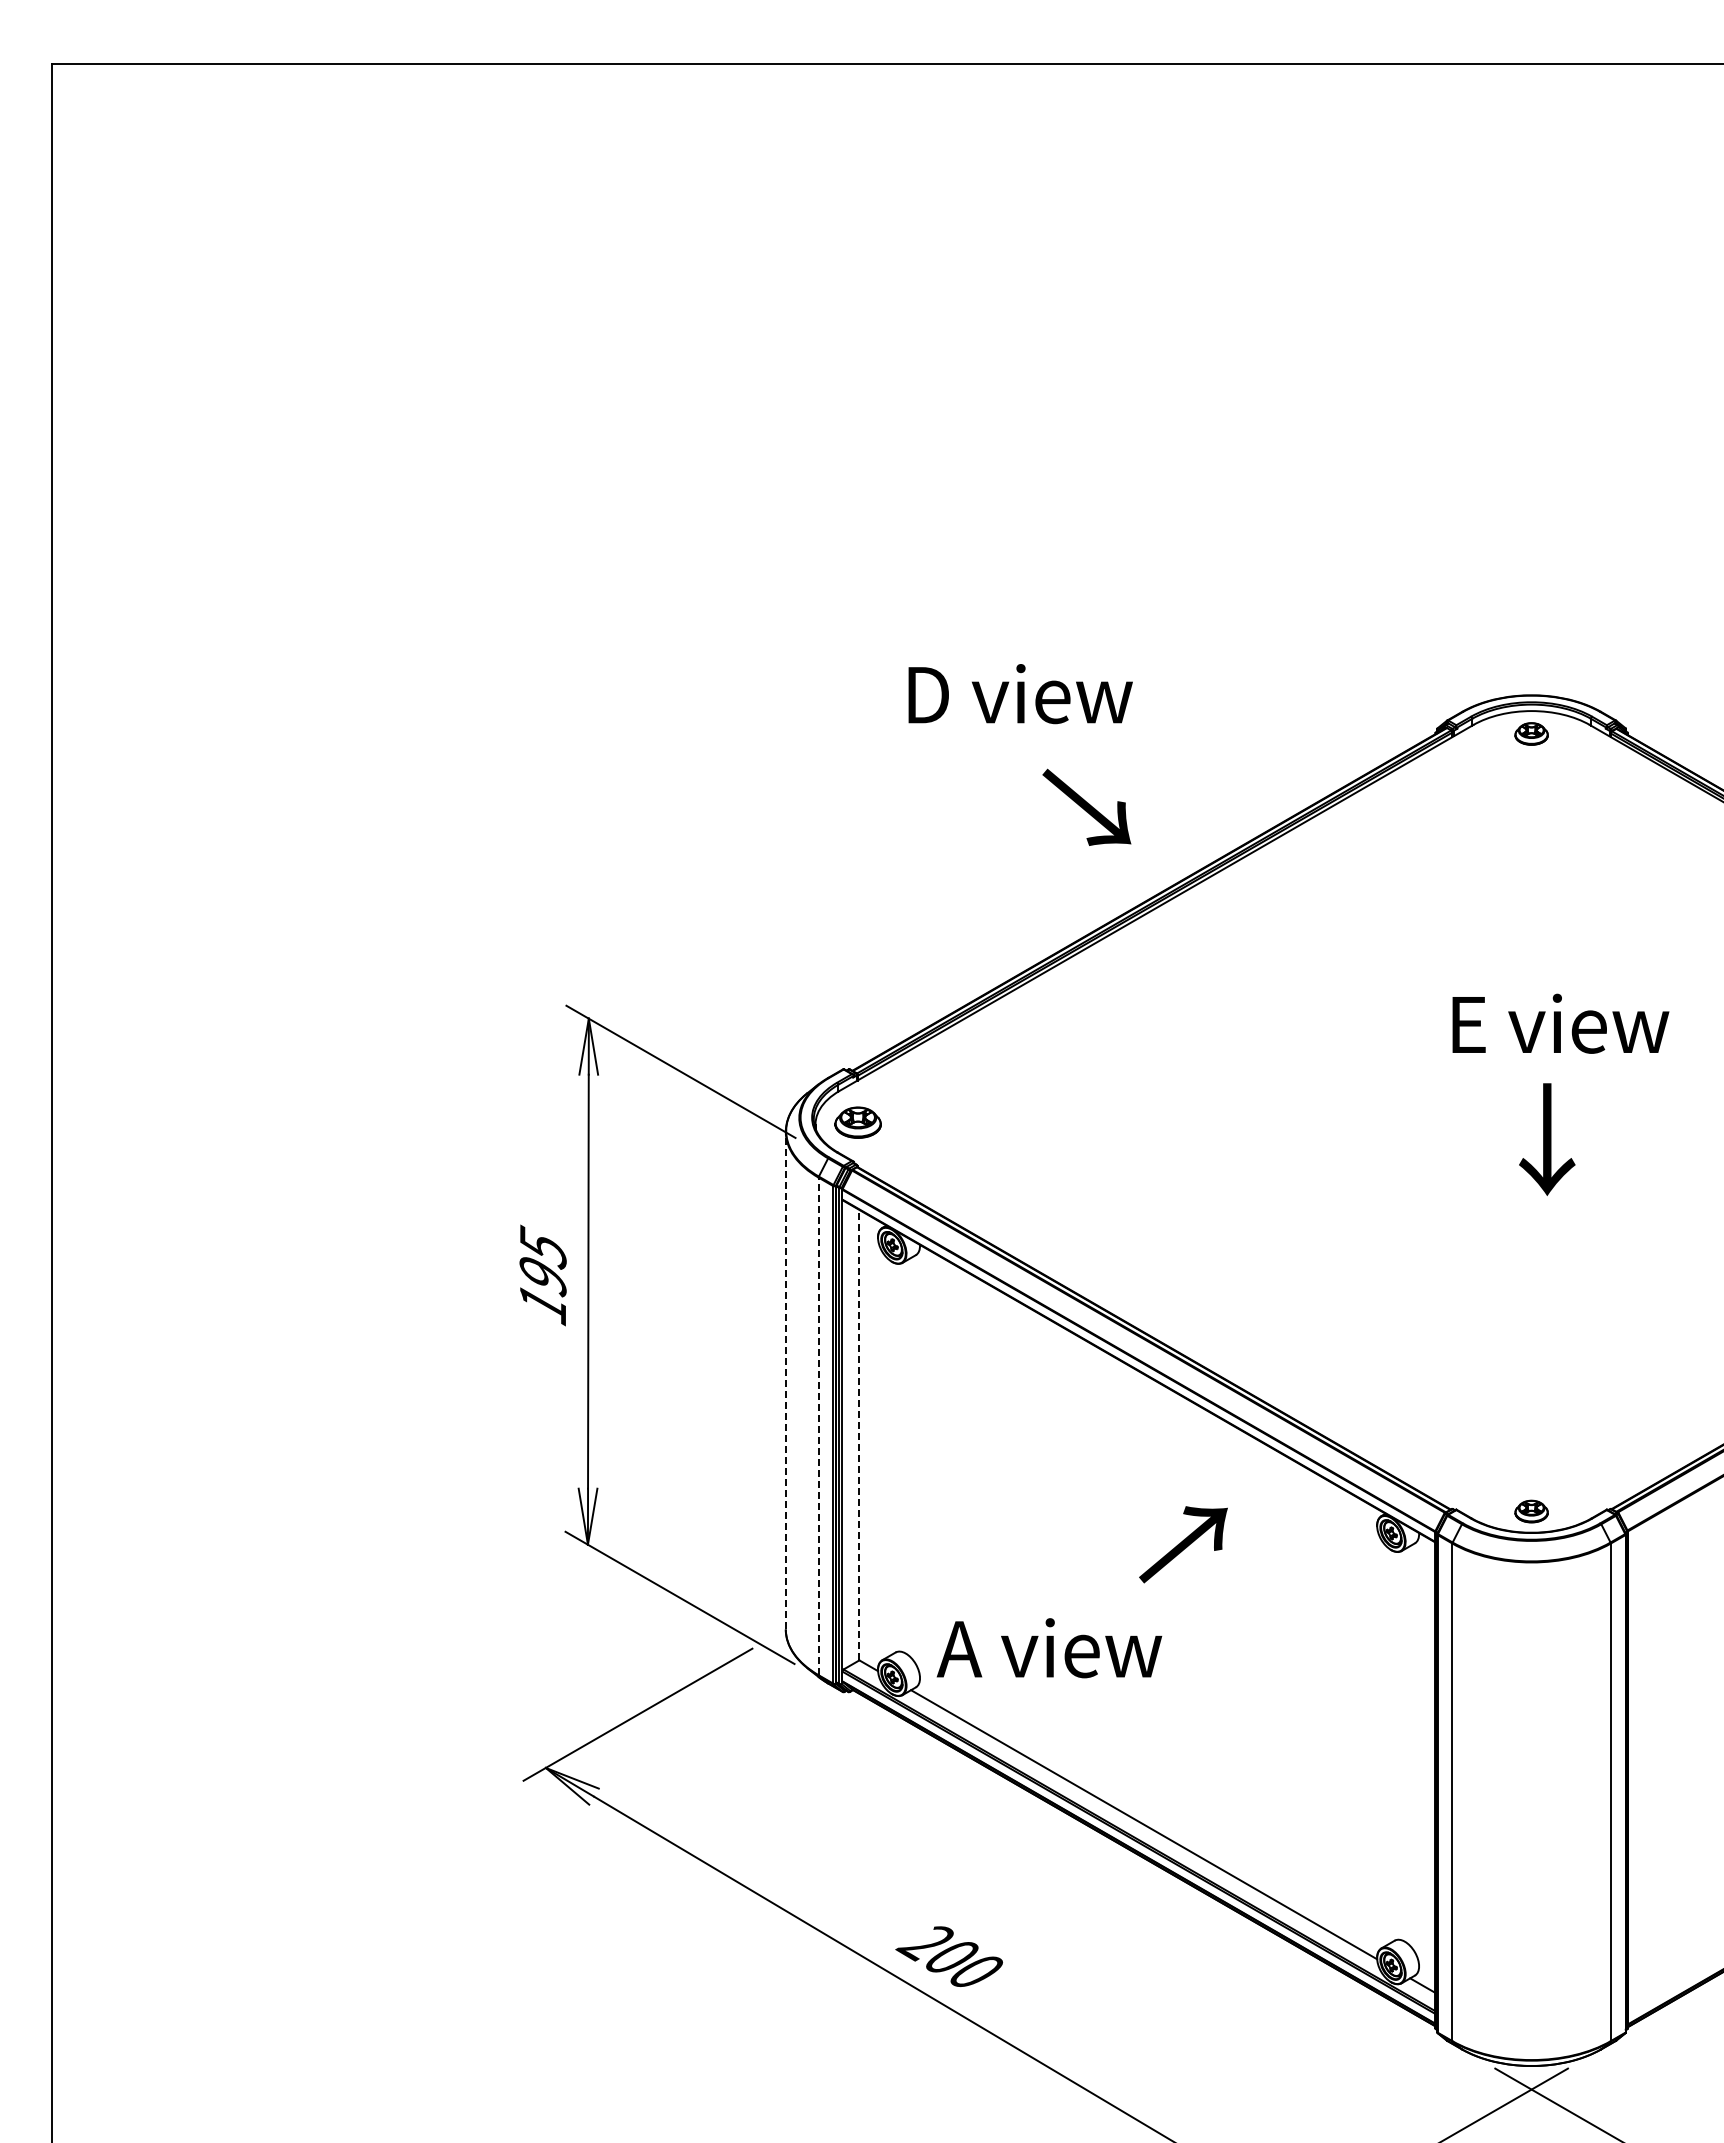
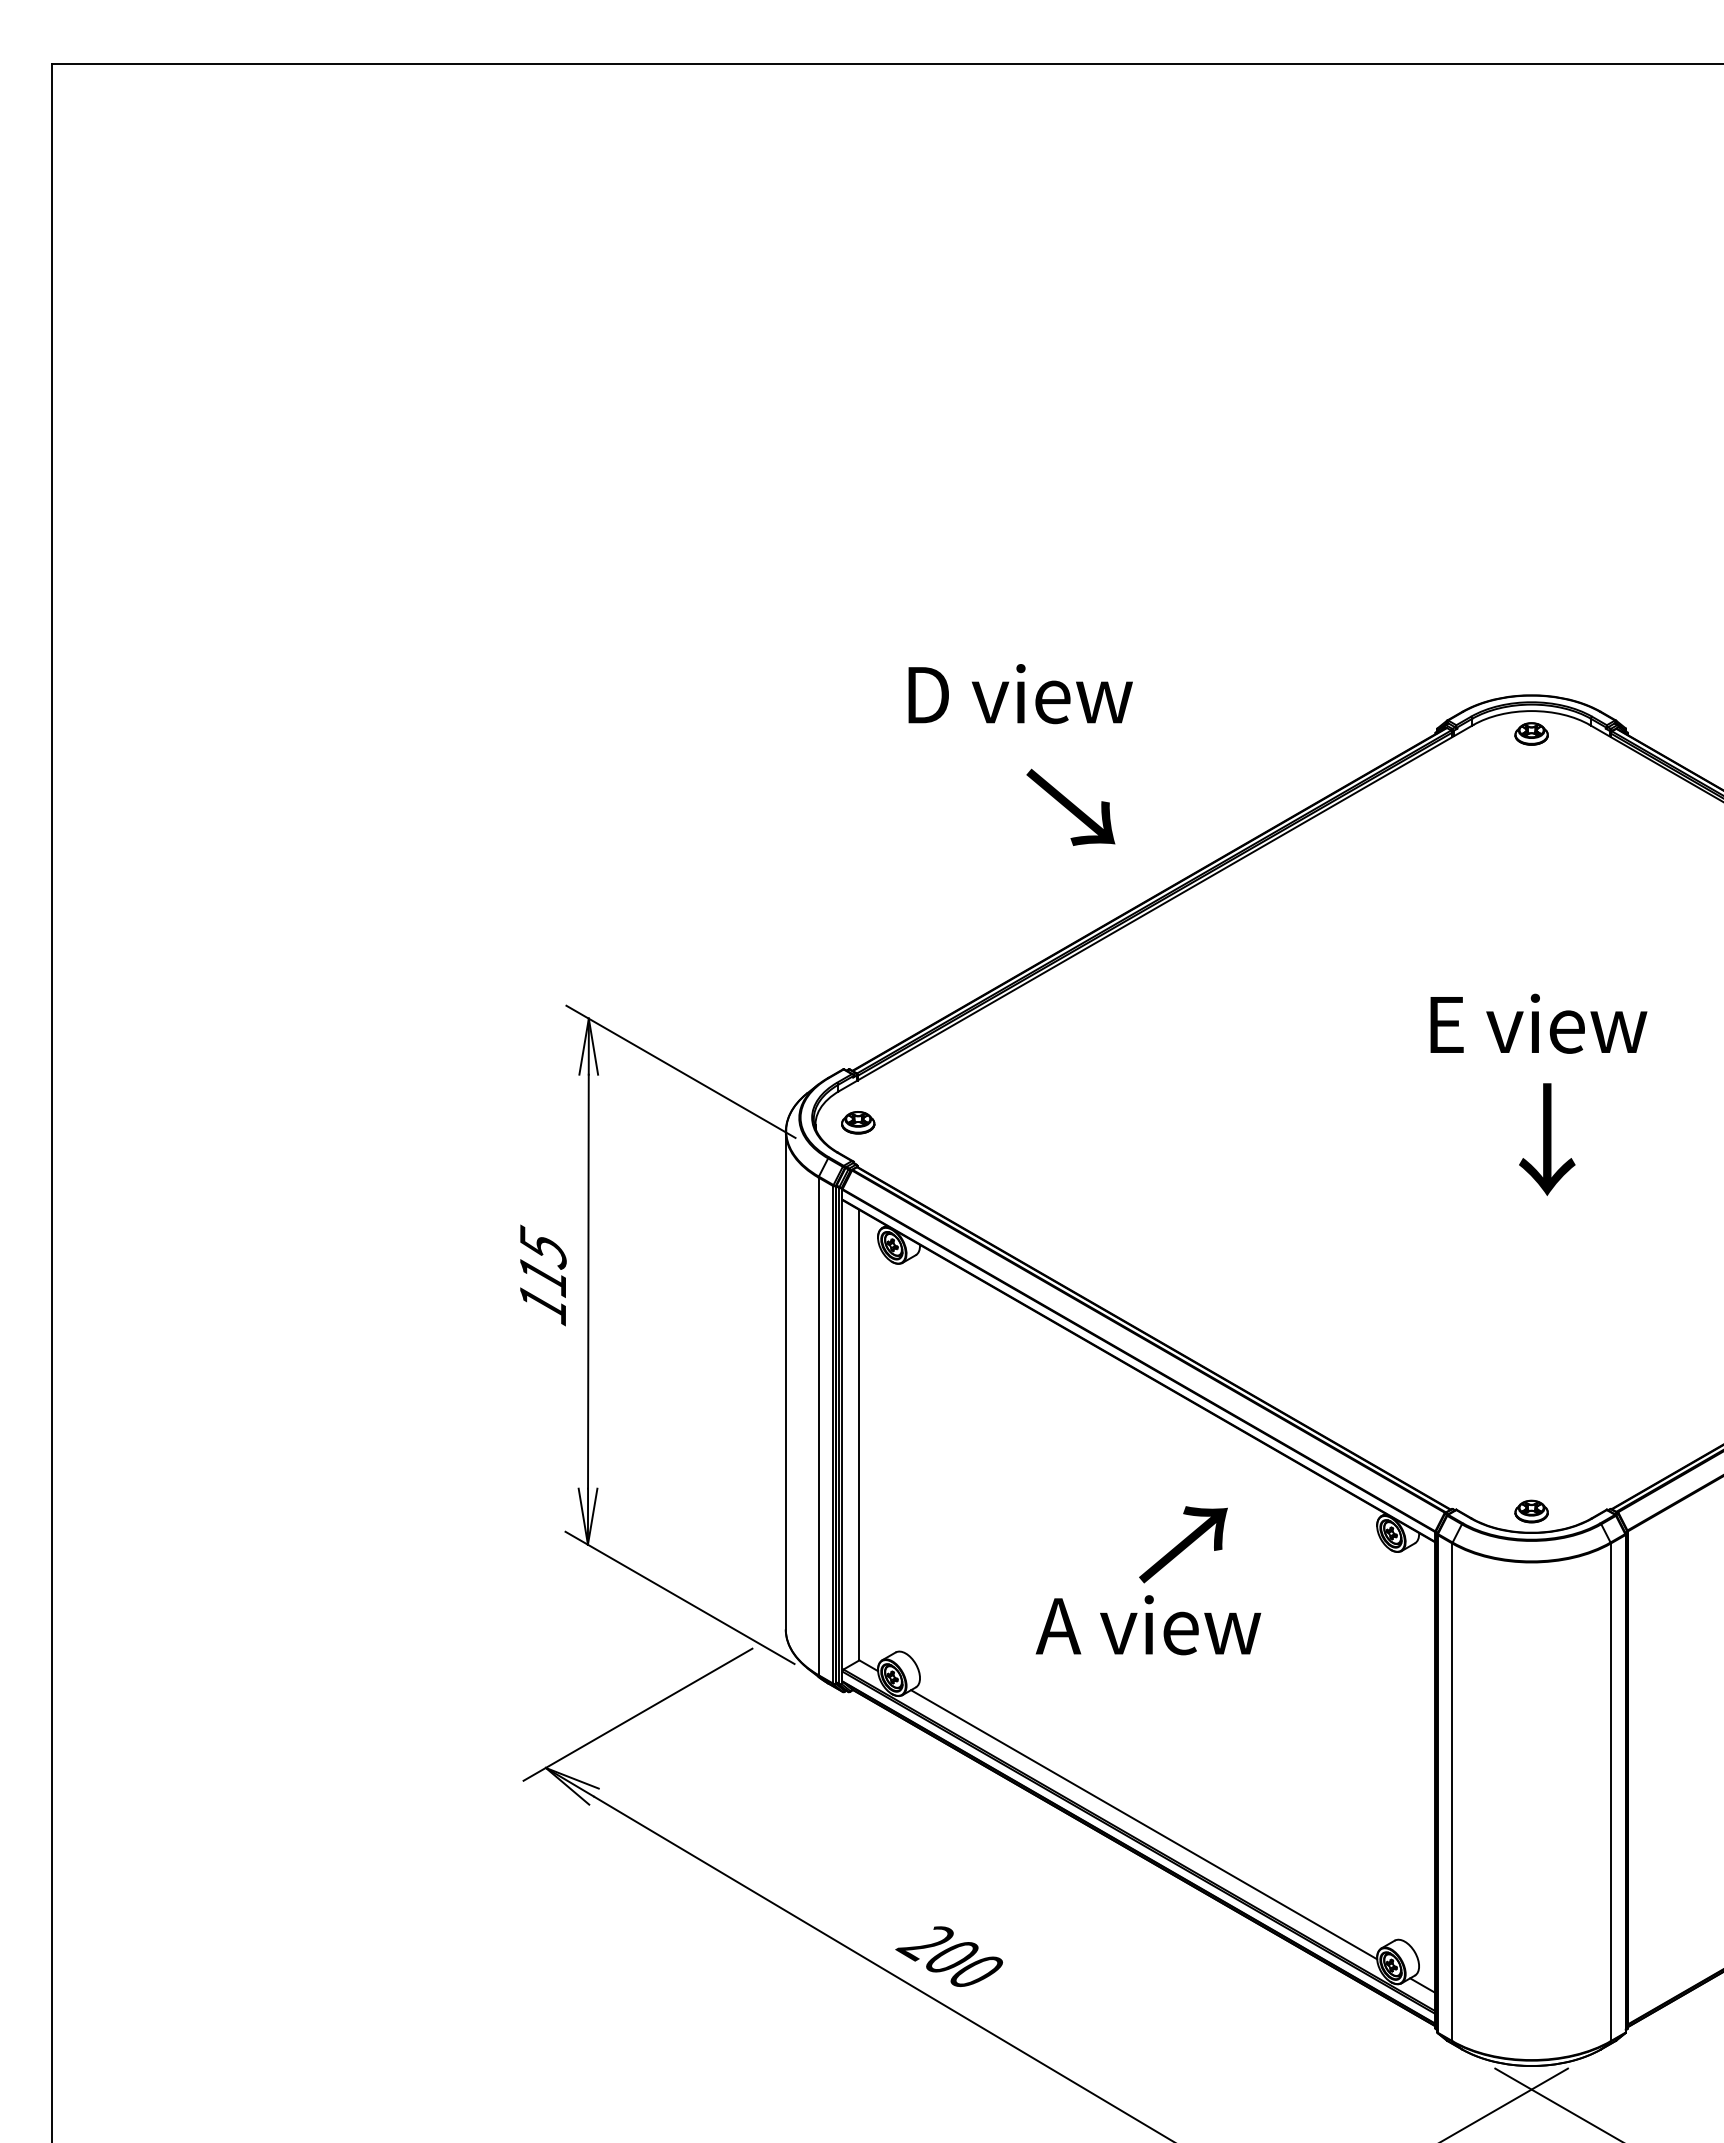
text position: (1086, 806) -> (1070, 806) (1070, 806)
text position: (1560, 1023) -> (1538, 1023) (1538, 1023)
part size: 48x33 px -> 35x24 px (858, 1122)
text: 195 -> 115 (542, 1277)
line: dashed -> solid (785, 1380)
line: dashed -> solid (818, 1426)
line: dashed -> solid (859, 1434)
text position: (1049, 1648) -> (1148, 1625) (1148, 1625)
